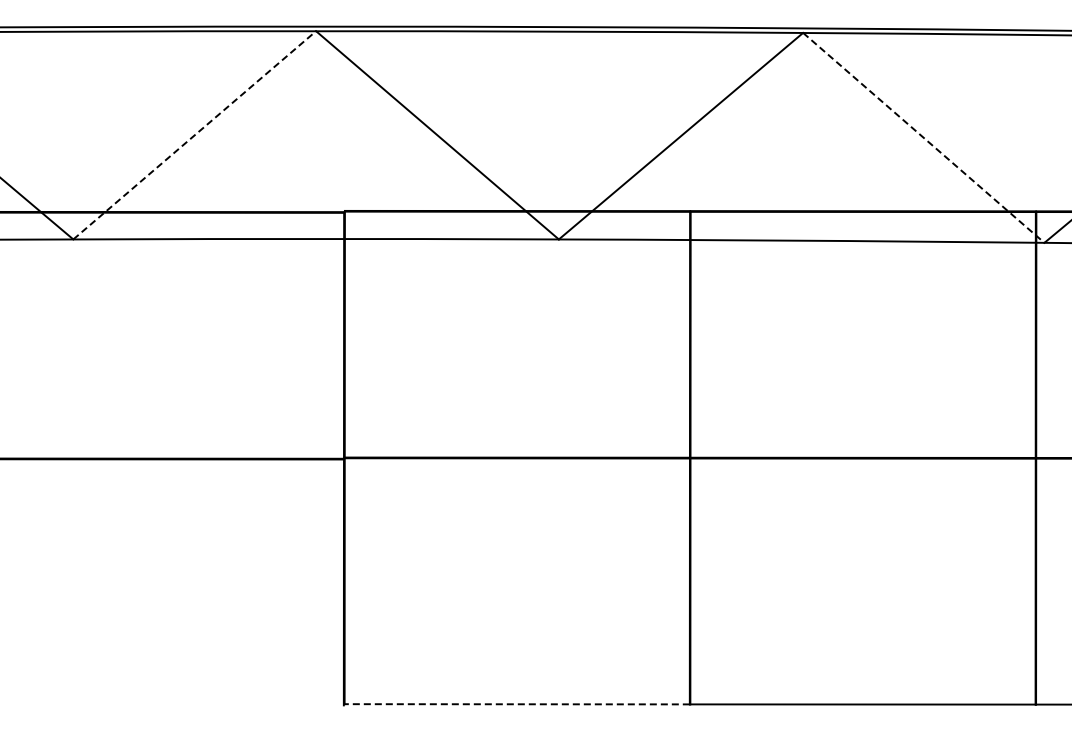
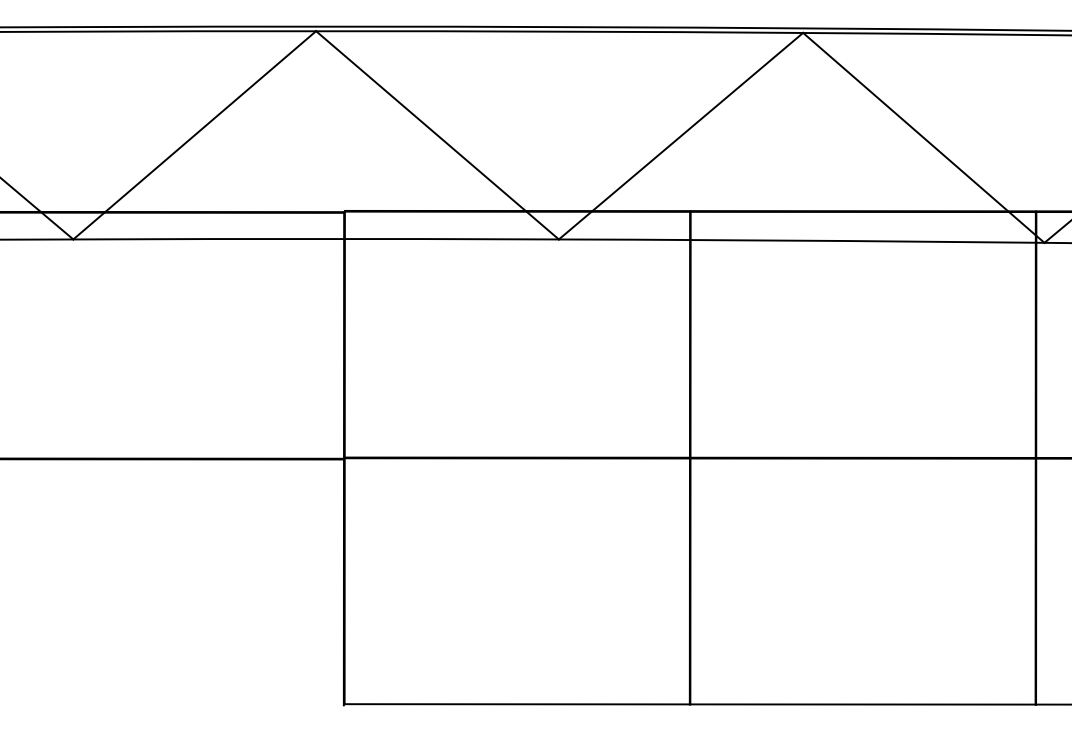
line: dashed -> solid (194, 135)
line: dashed -> solid (923, 137)
line: dashed -> solid (517, 704)
